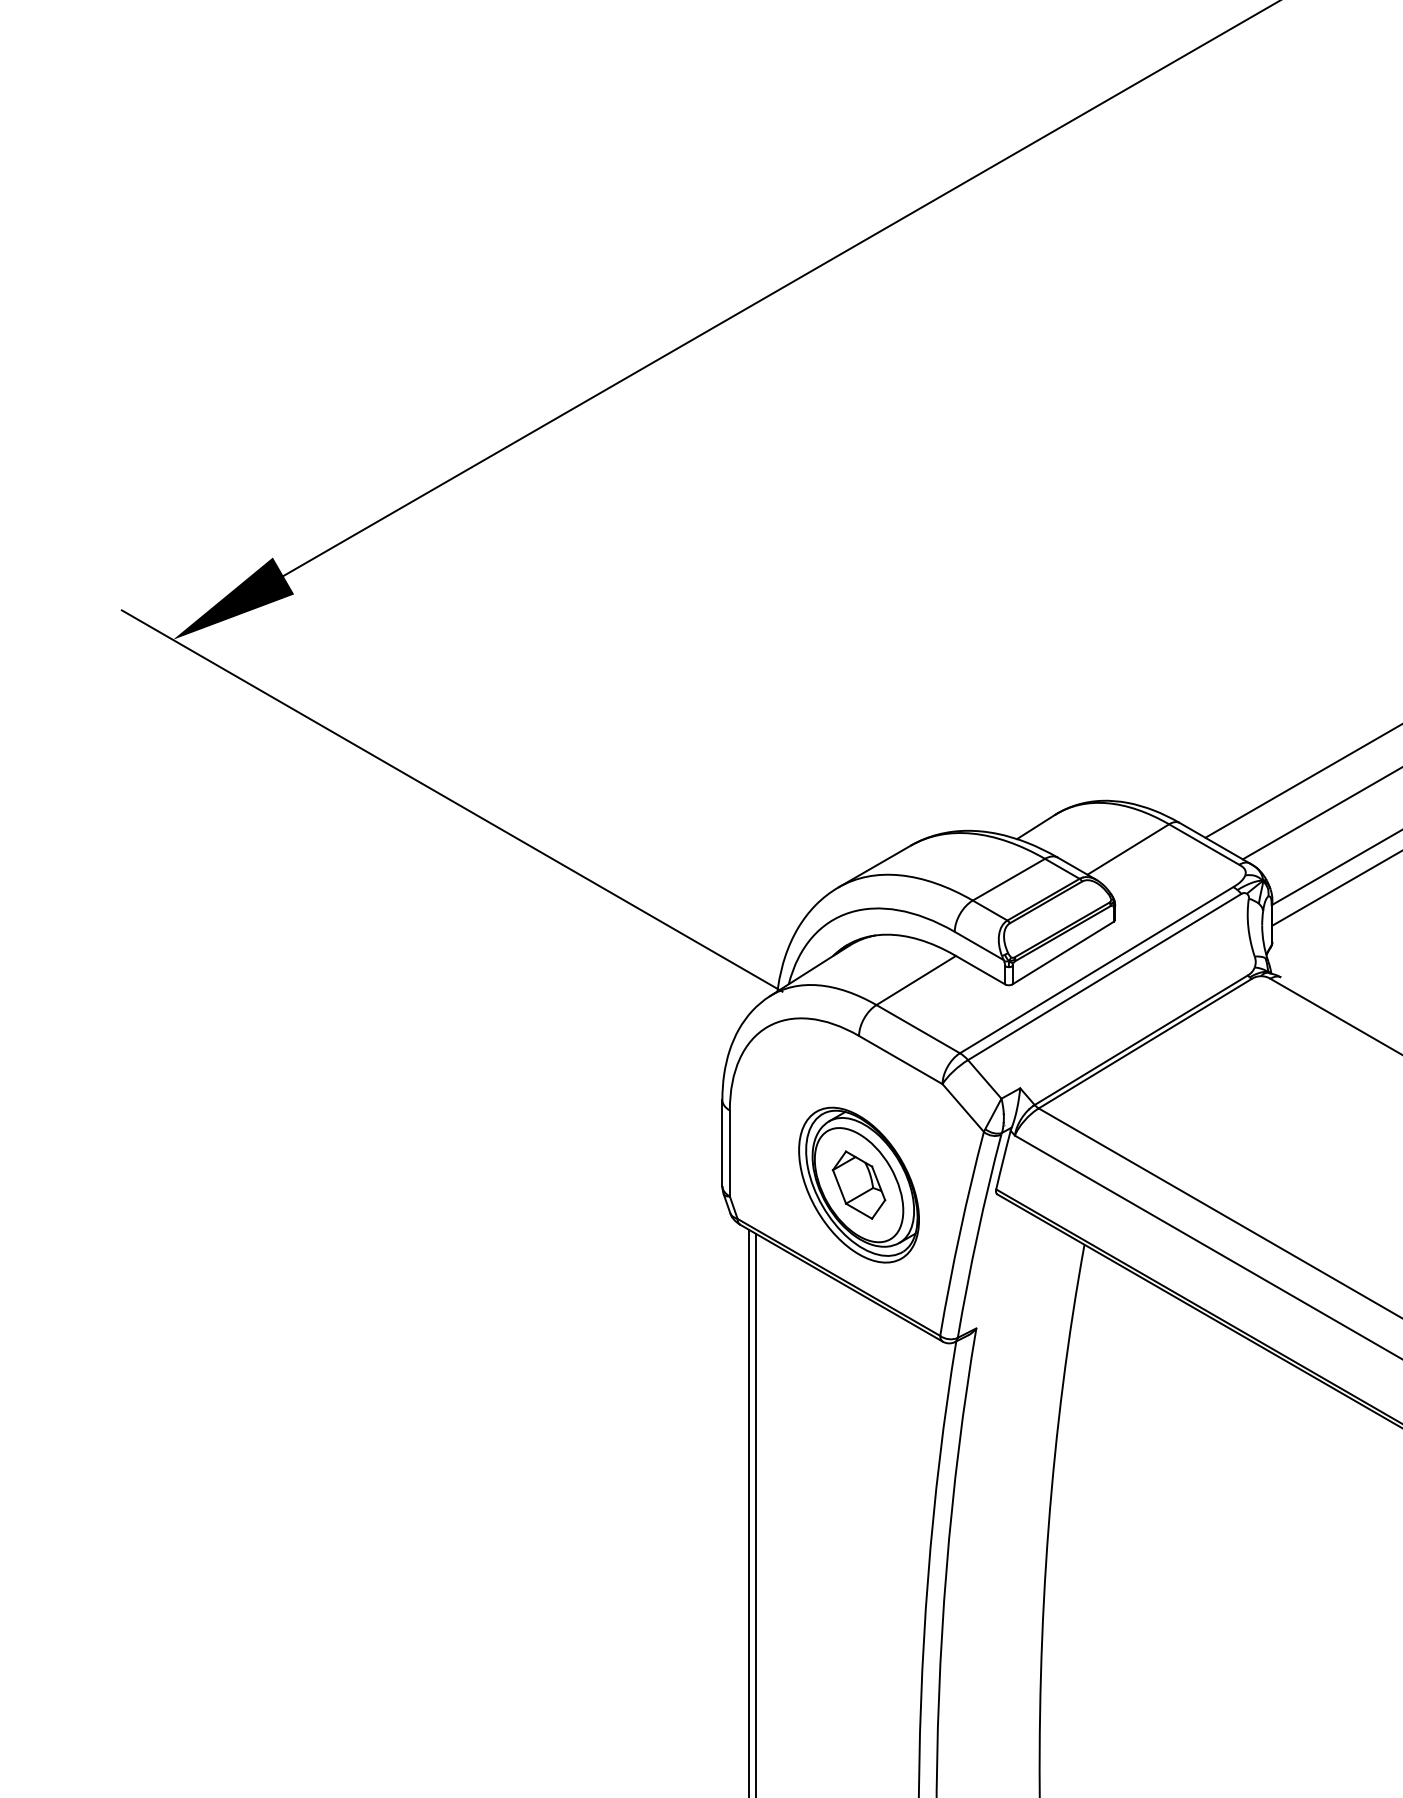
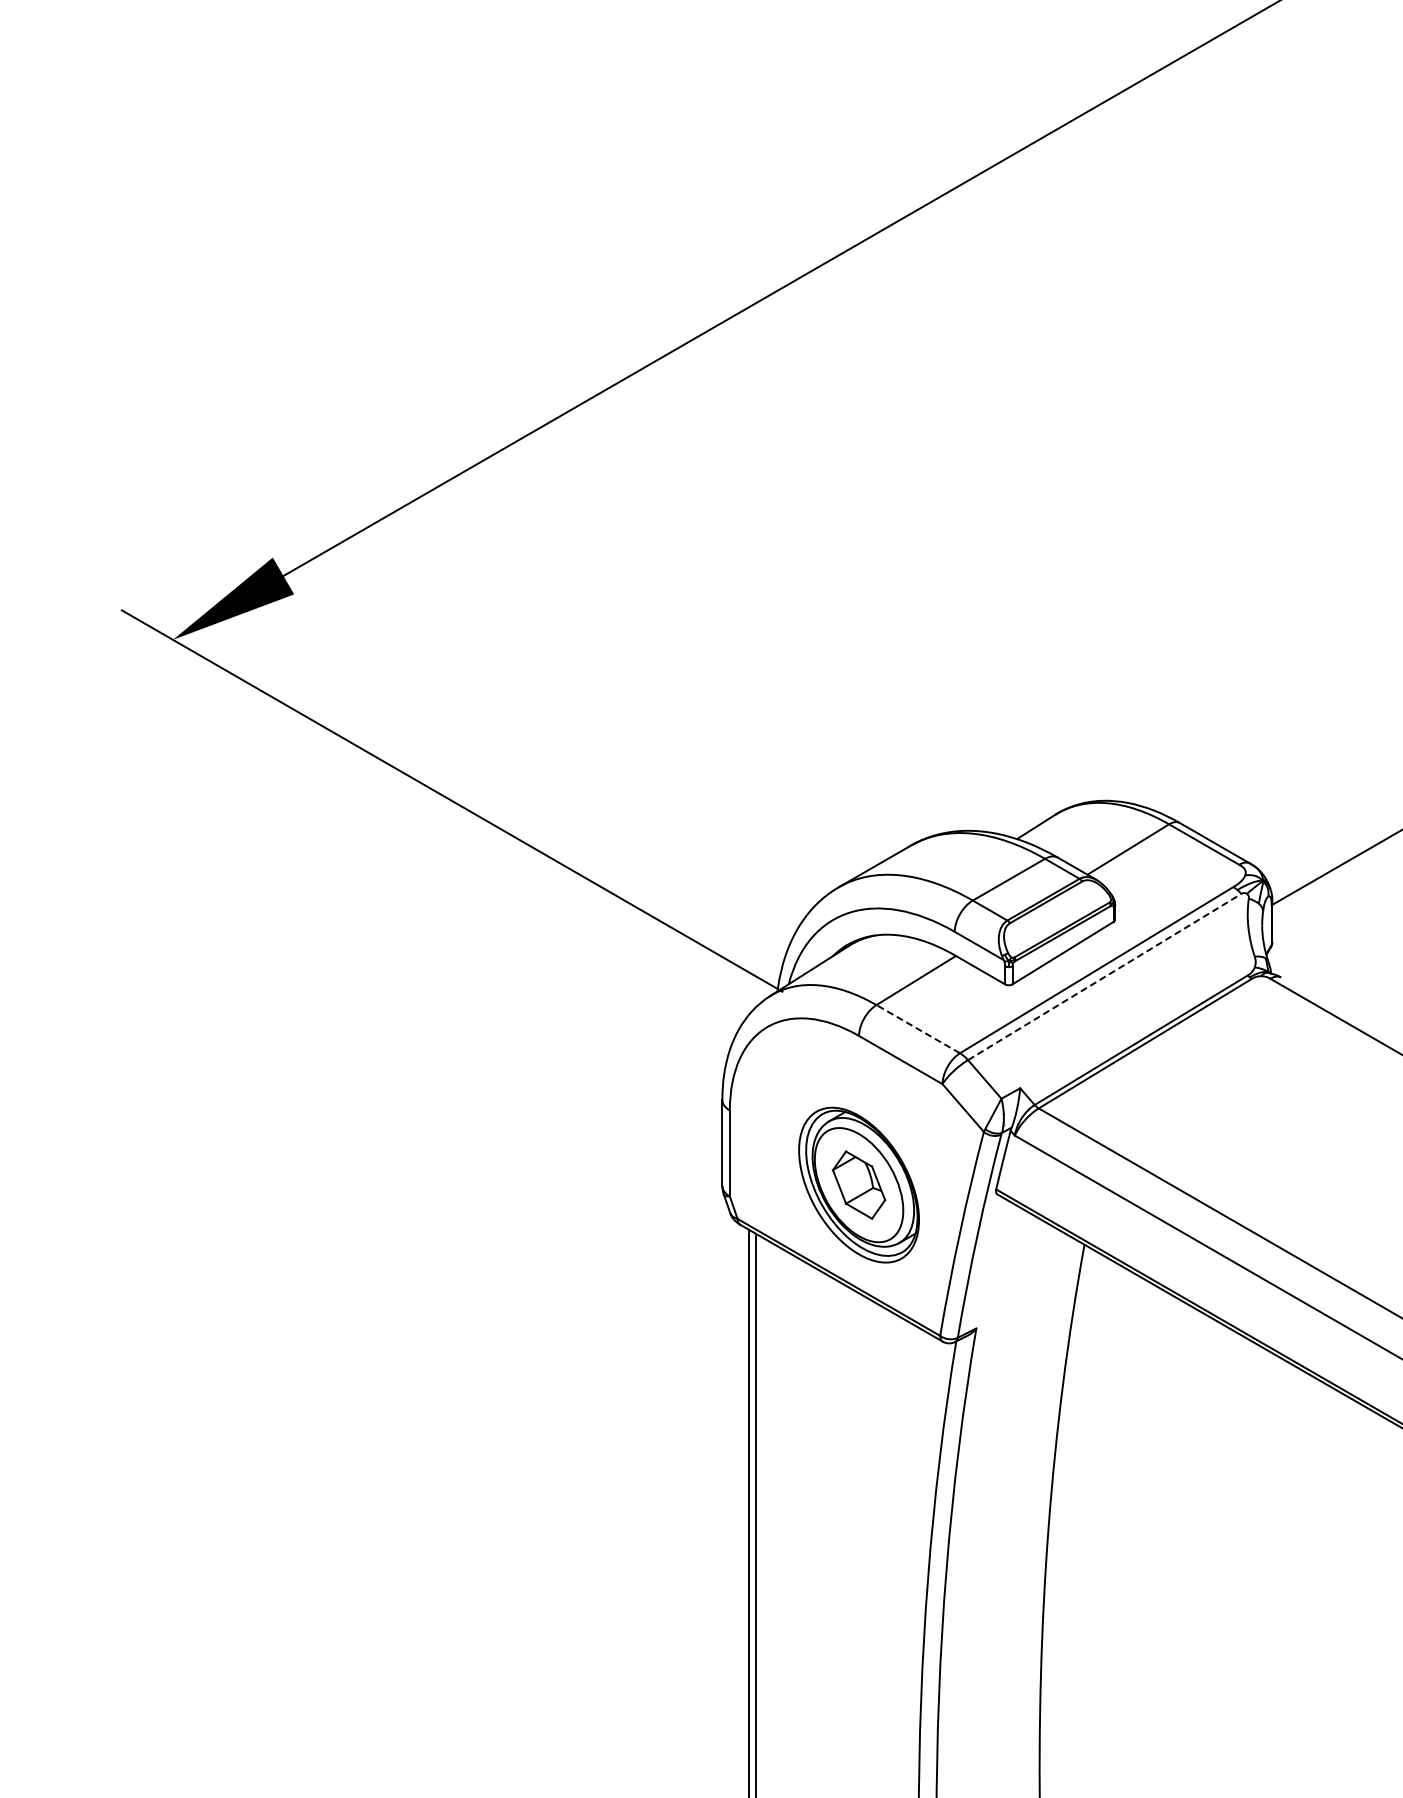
line: present -> none (1302, 781)
line: present -> none (1320, 813)
line: present -> none (1335, 888)
line: solid -> dashed (1104, 977)
line: solid -> dashed (917, 1028)
